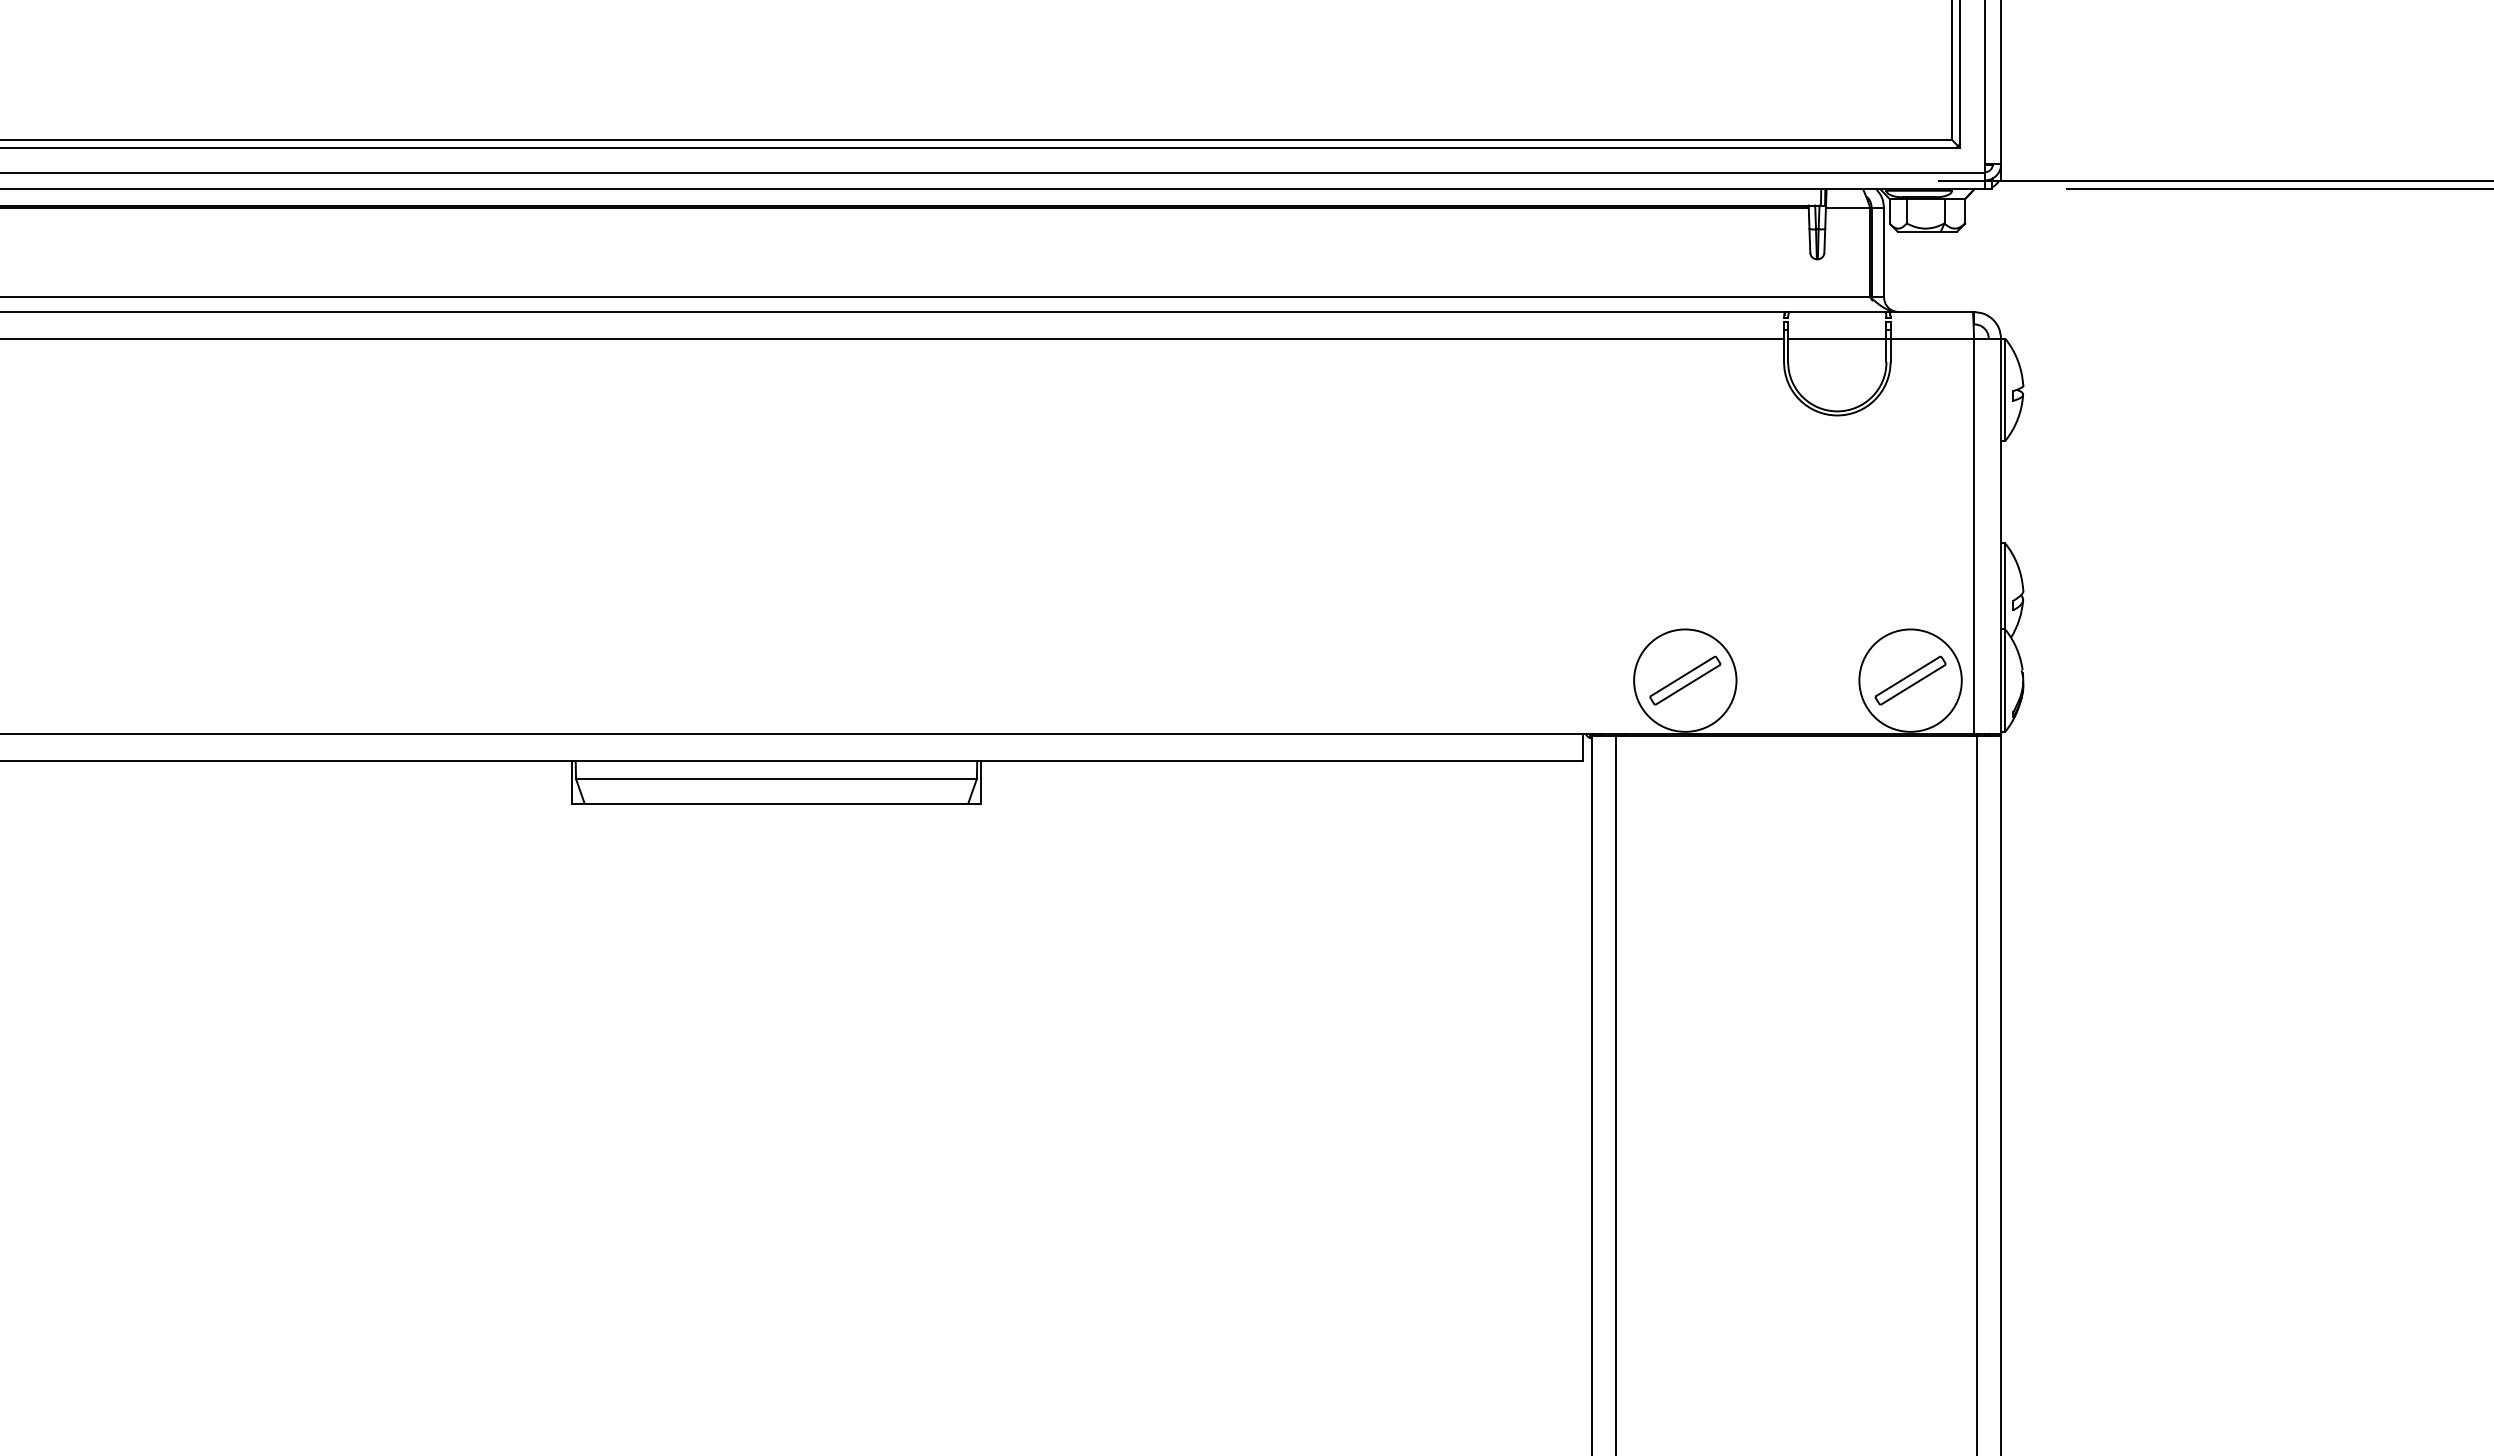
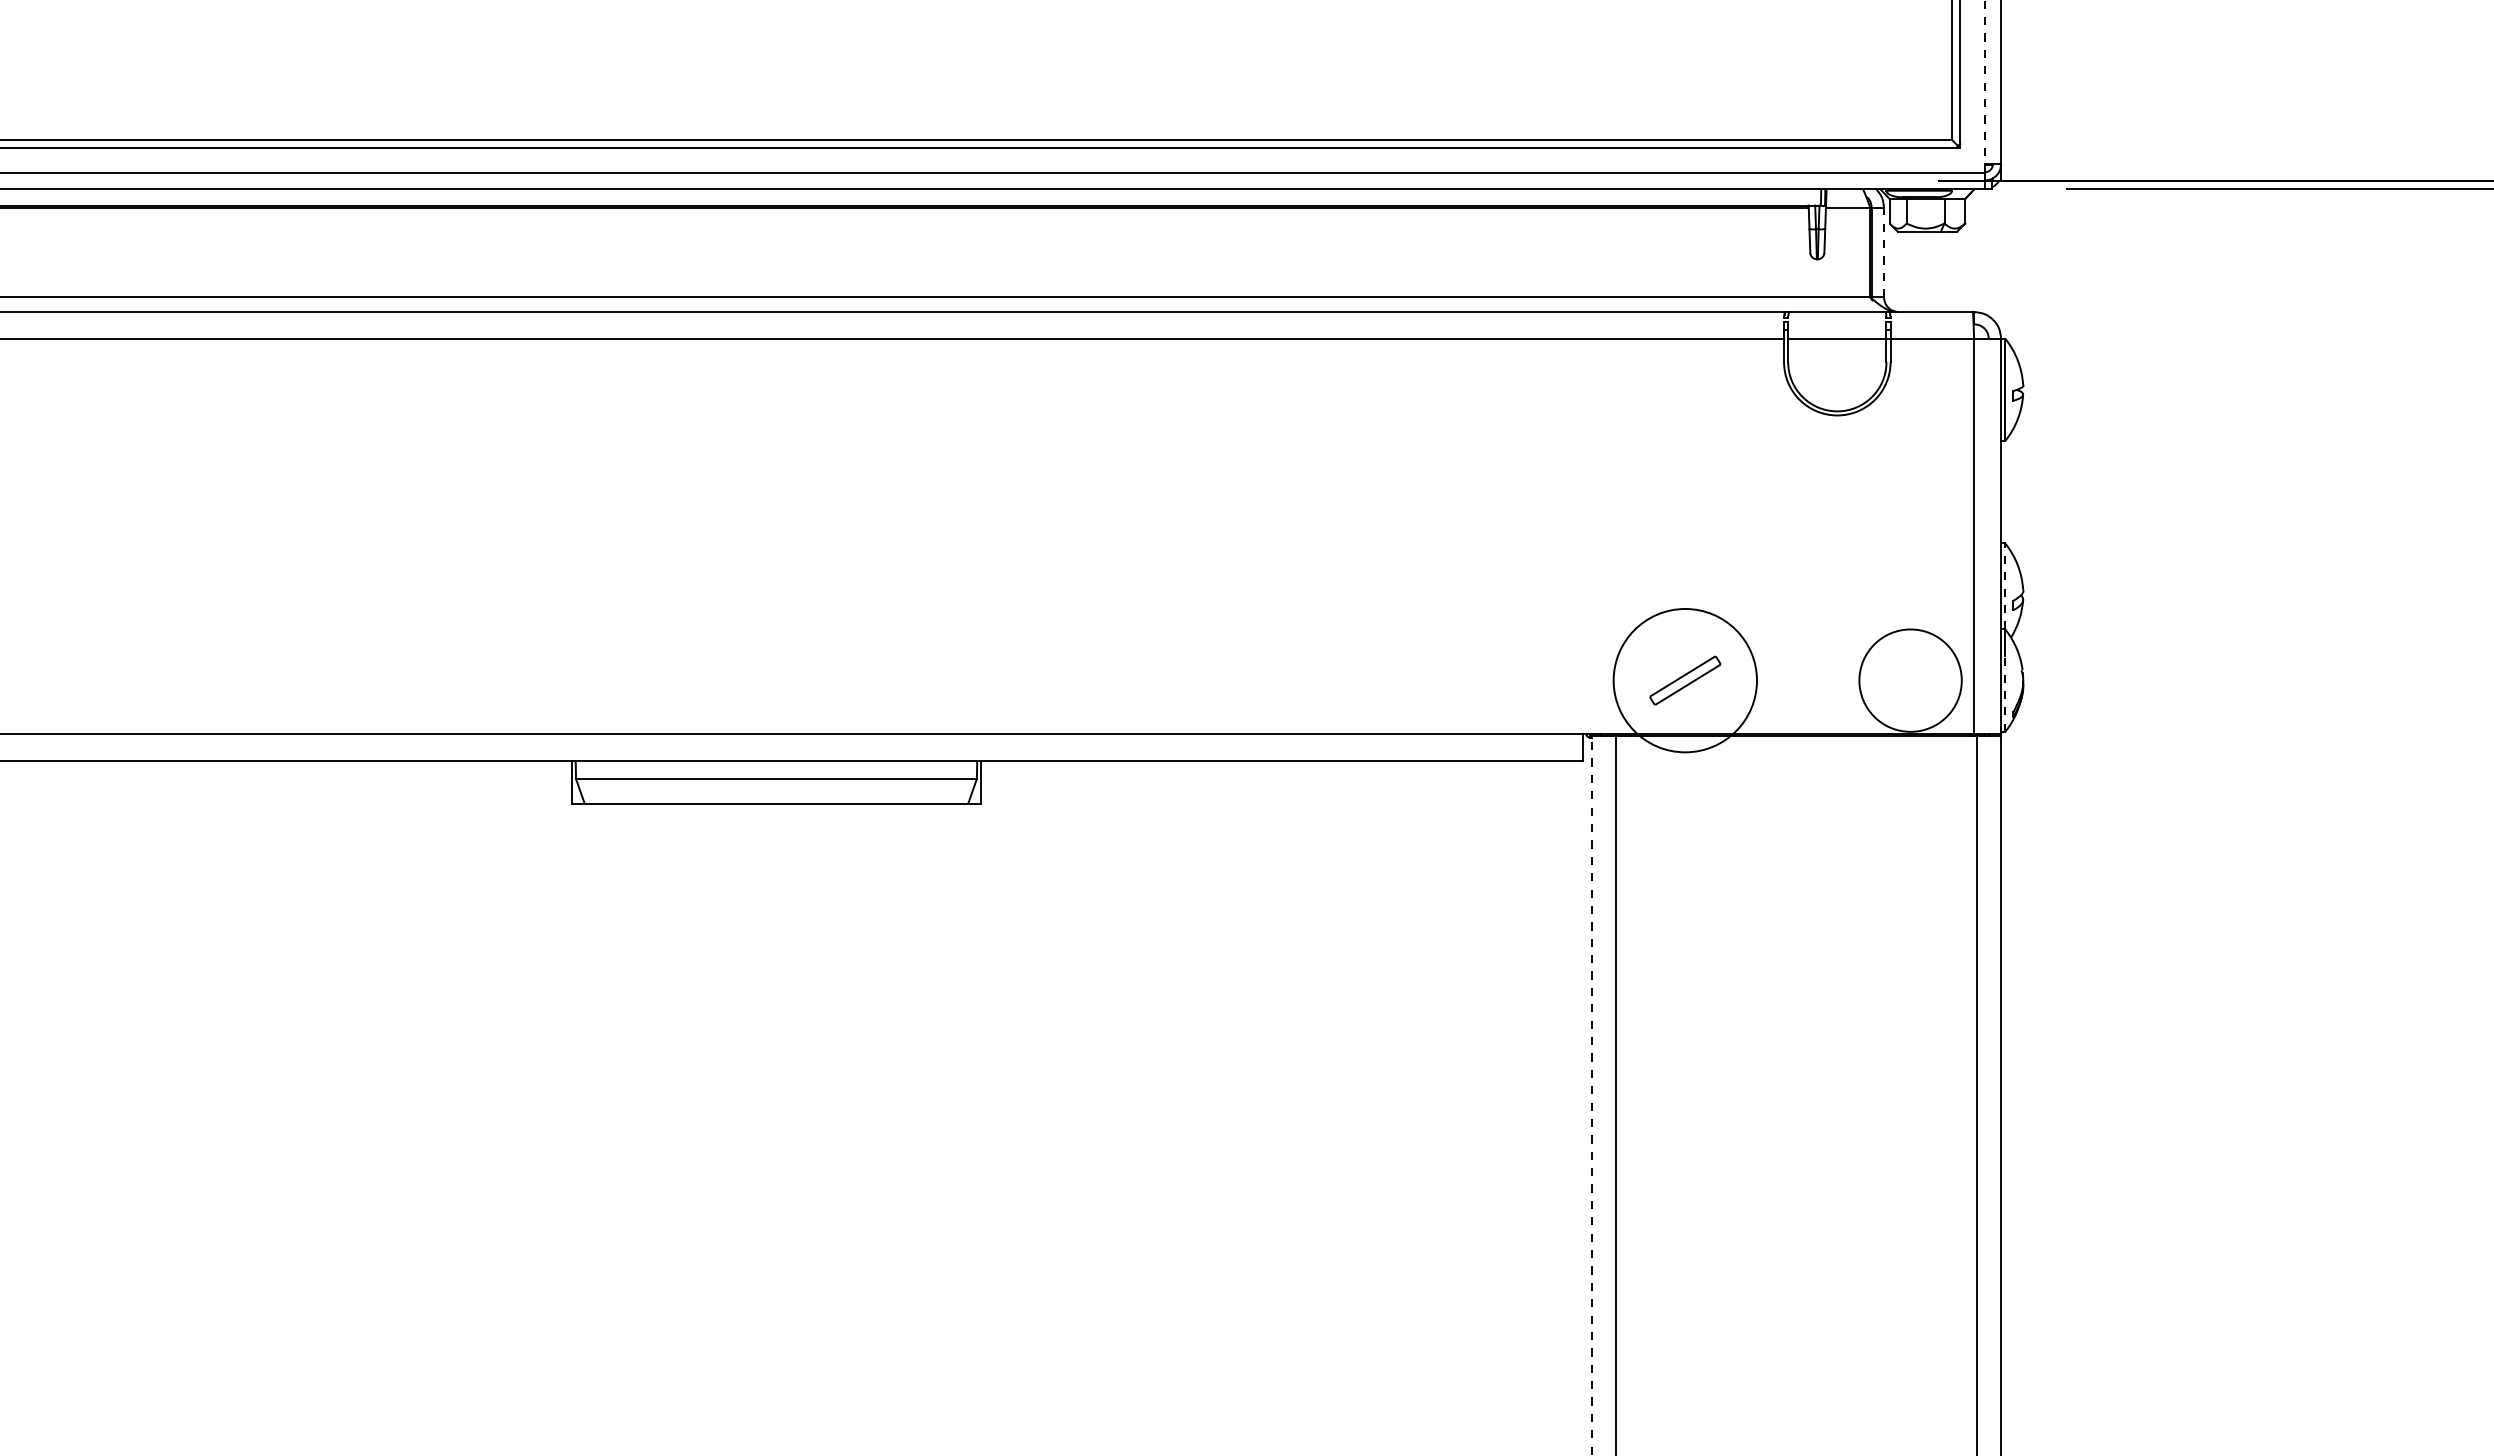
line: solid -> dashed (1984, 82)
line: solid -> dashed (1884, 252)
line: solid -> dashed (2005, 587)
circle diameter: 102 px -> 143 px (1685, 680)
part: present -> none (1910, 680)
line: solid -> dashed (2005, 694)
line: solid -> dashed (1591, 1095)
